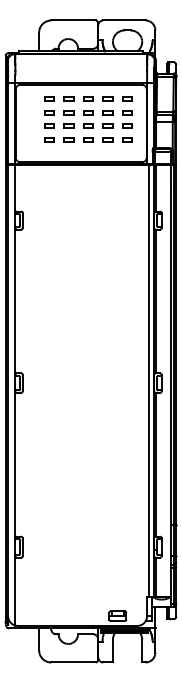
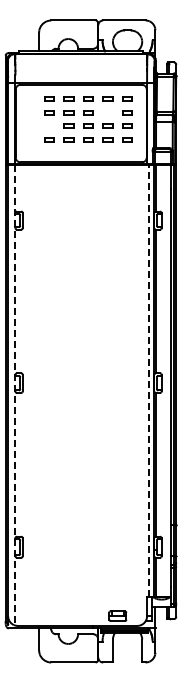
part: present -> none (107, 112)
part: present -> none (49, 125)
line: solid -> dashed (148, 380)
line: solid -> dashed (15, 395)
